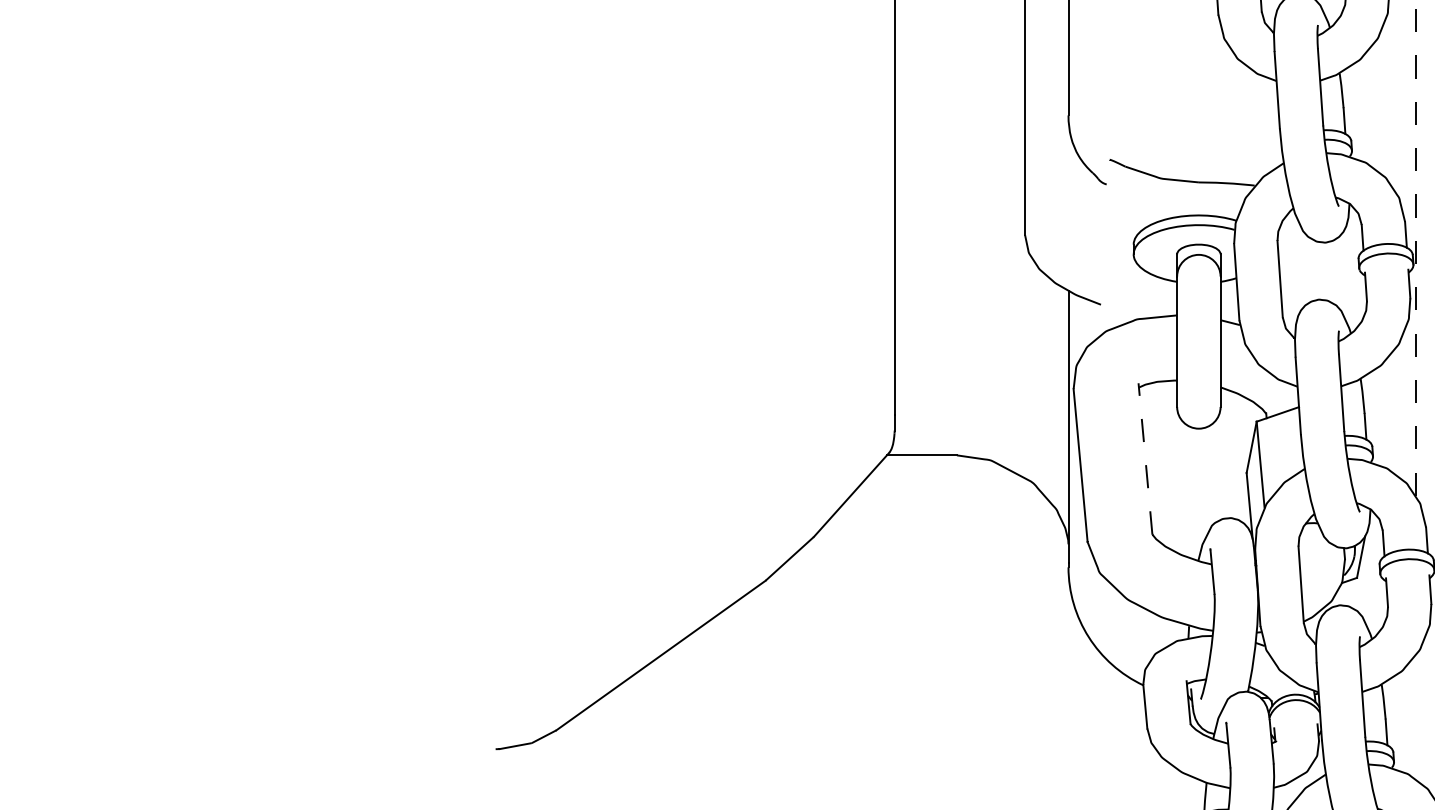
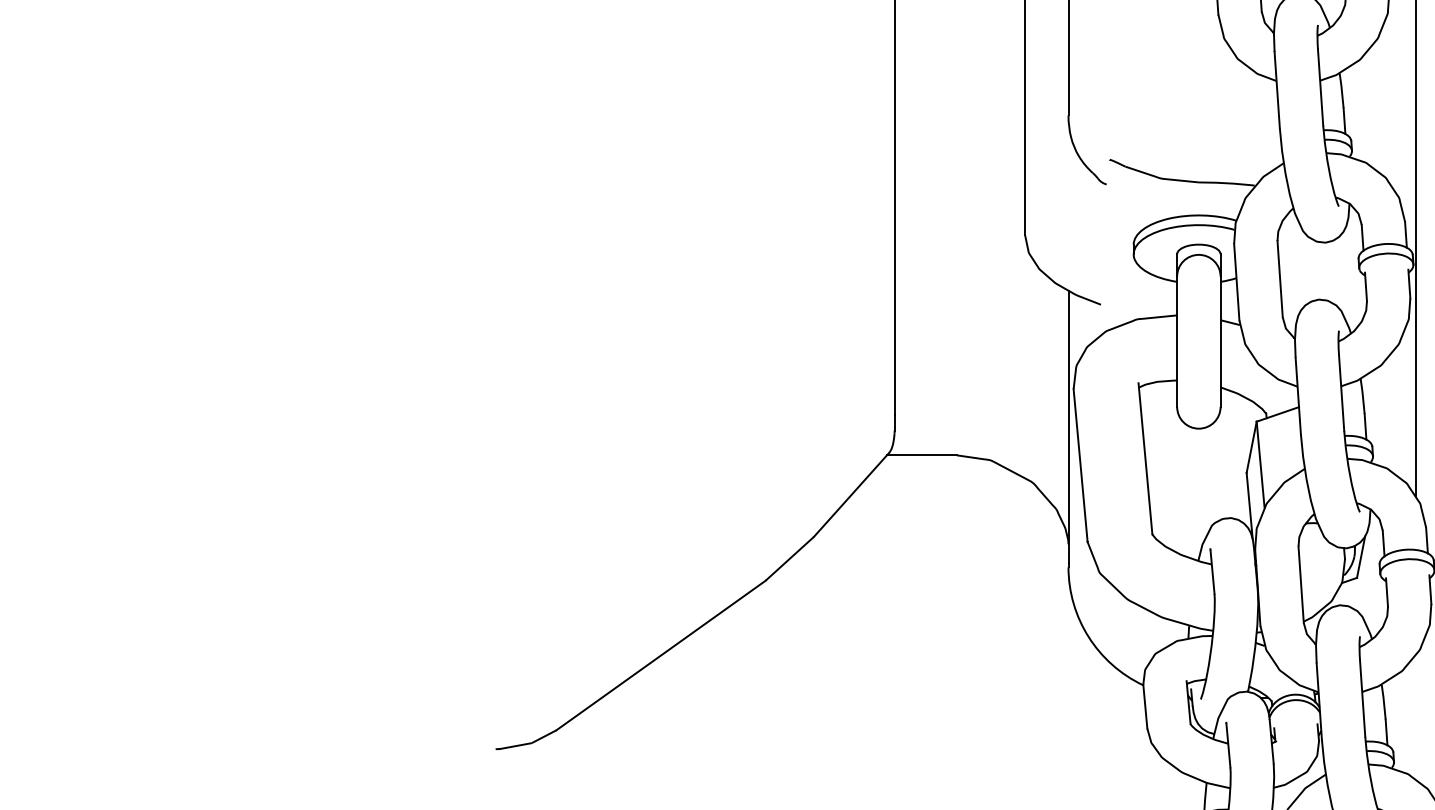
line: dashed -> solid (1416, 247)
line: dashed -> solid (1145, 458)
